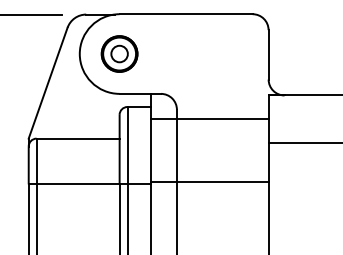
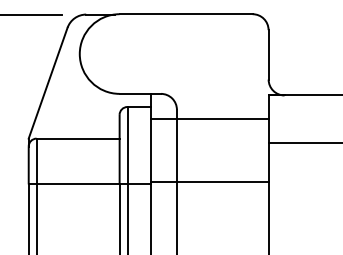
part: present -> none (119, 53)
